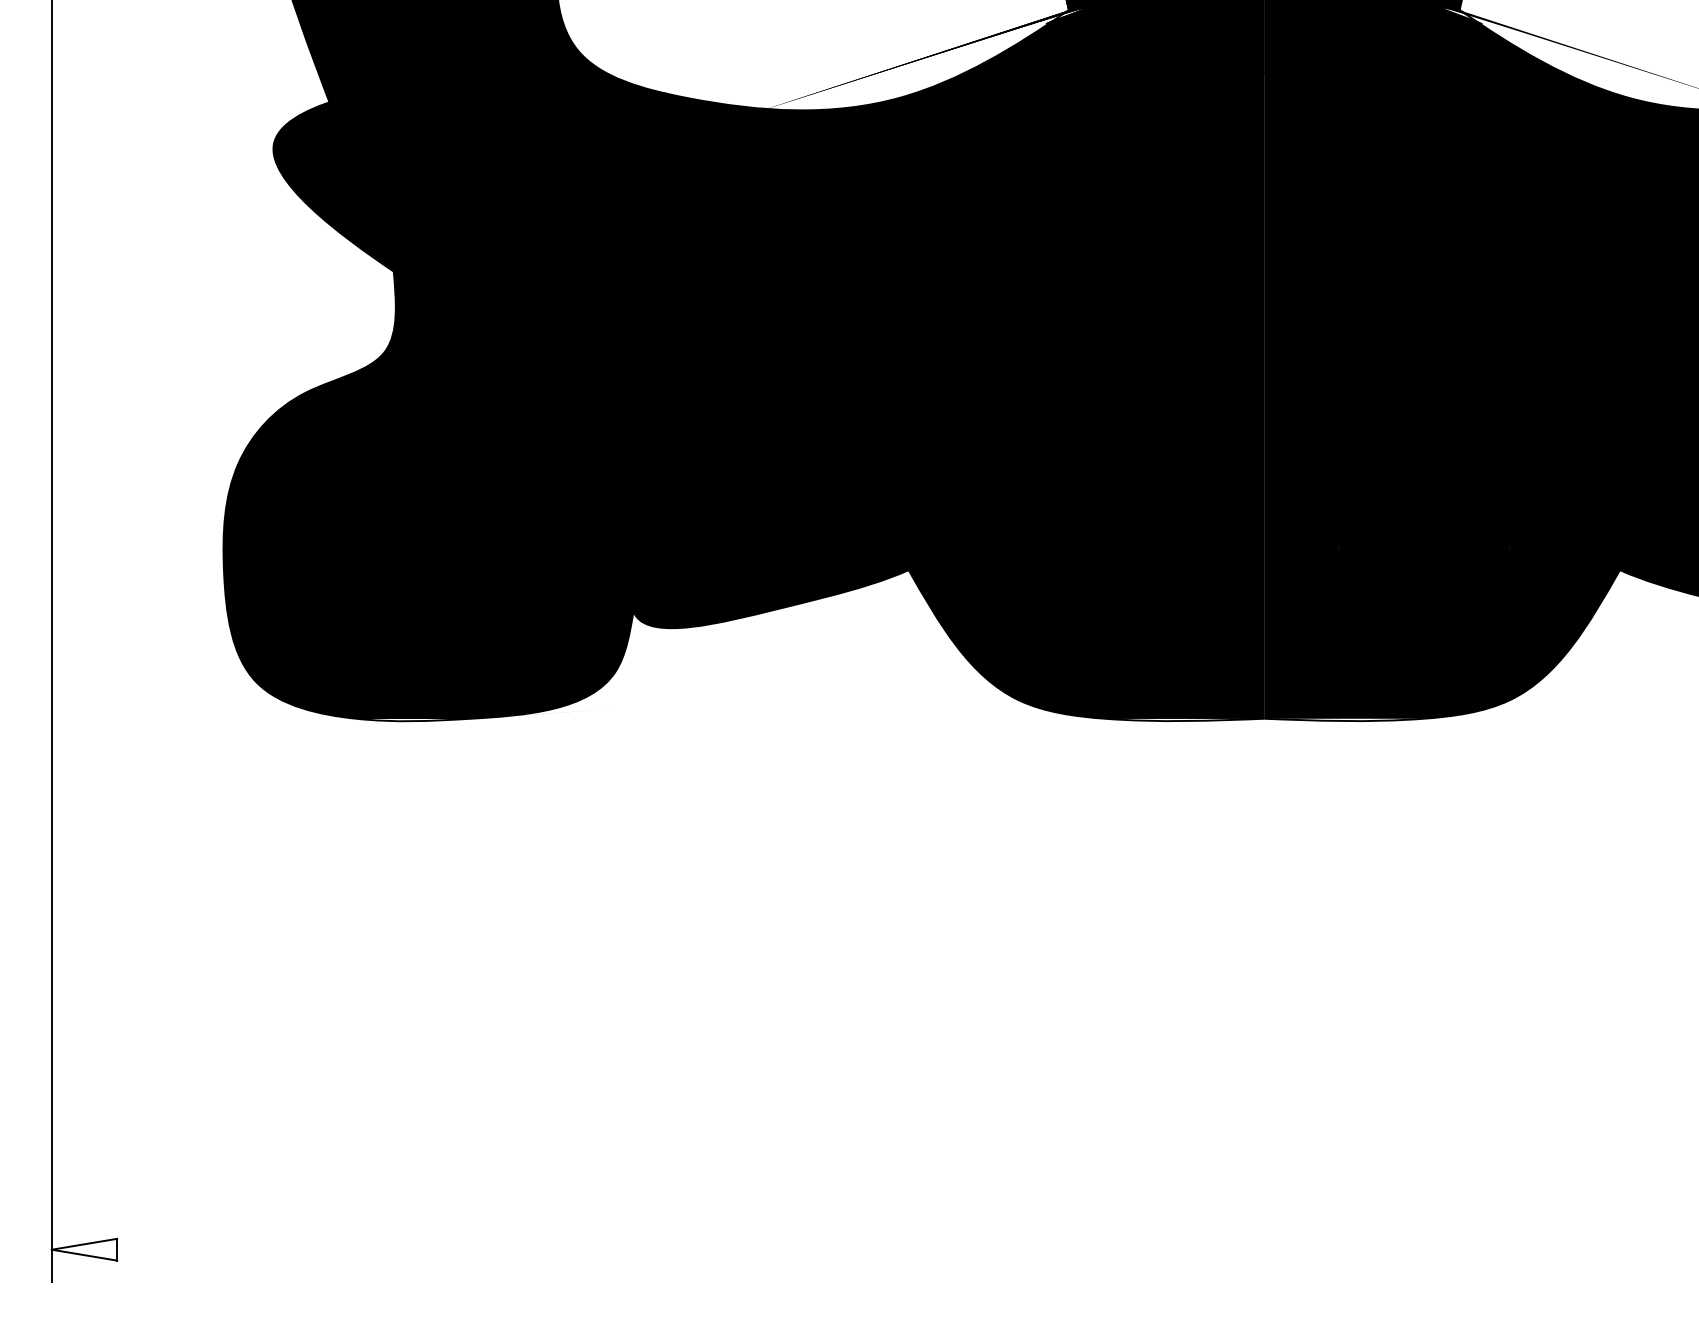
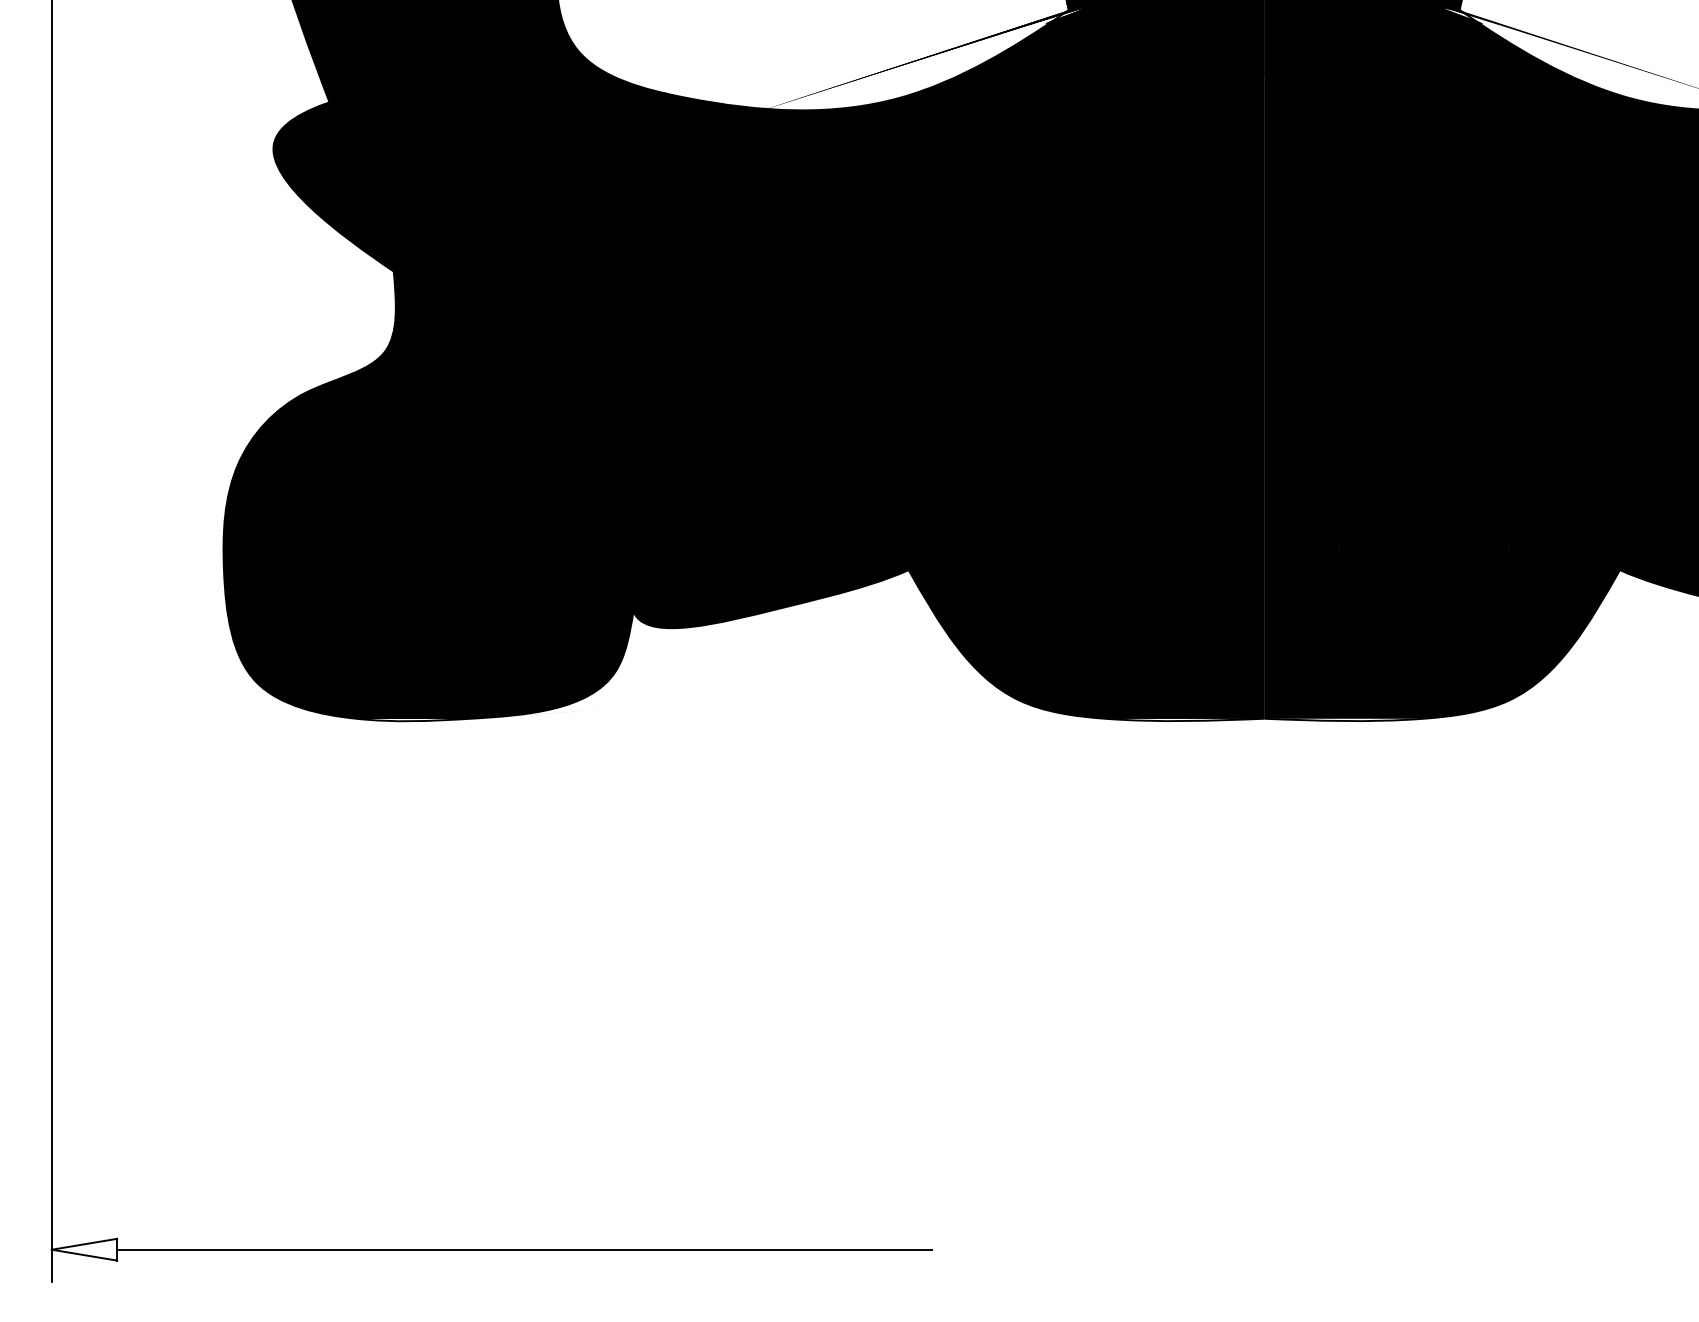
line: none -> present (524, 1249)
